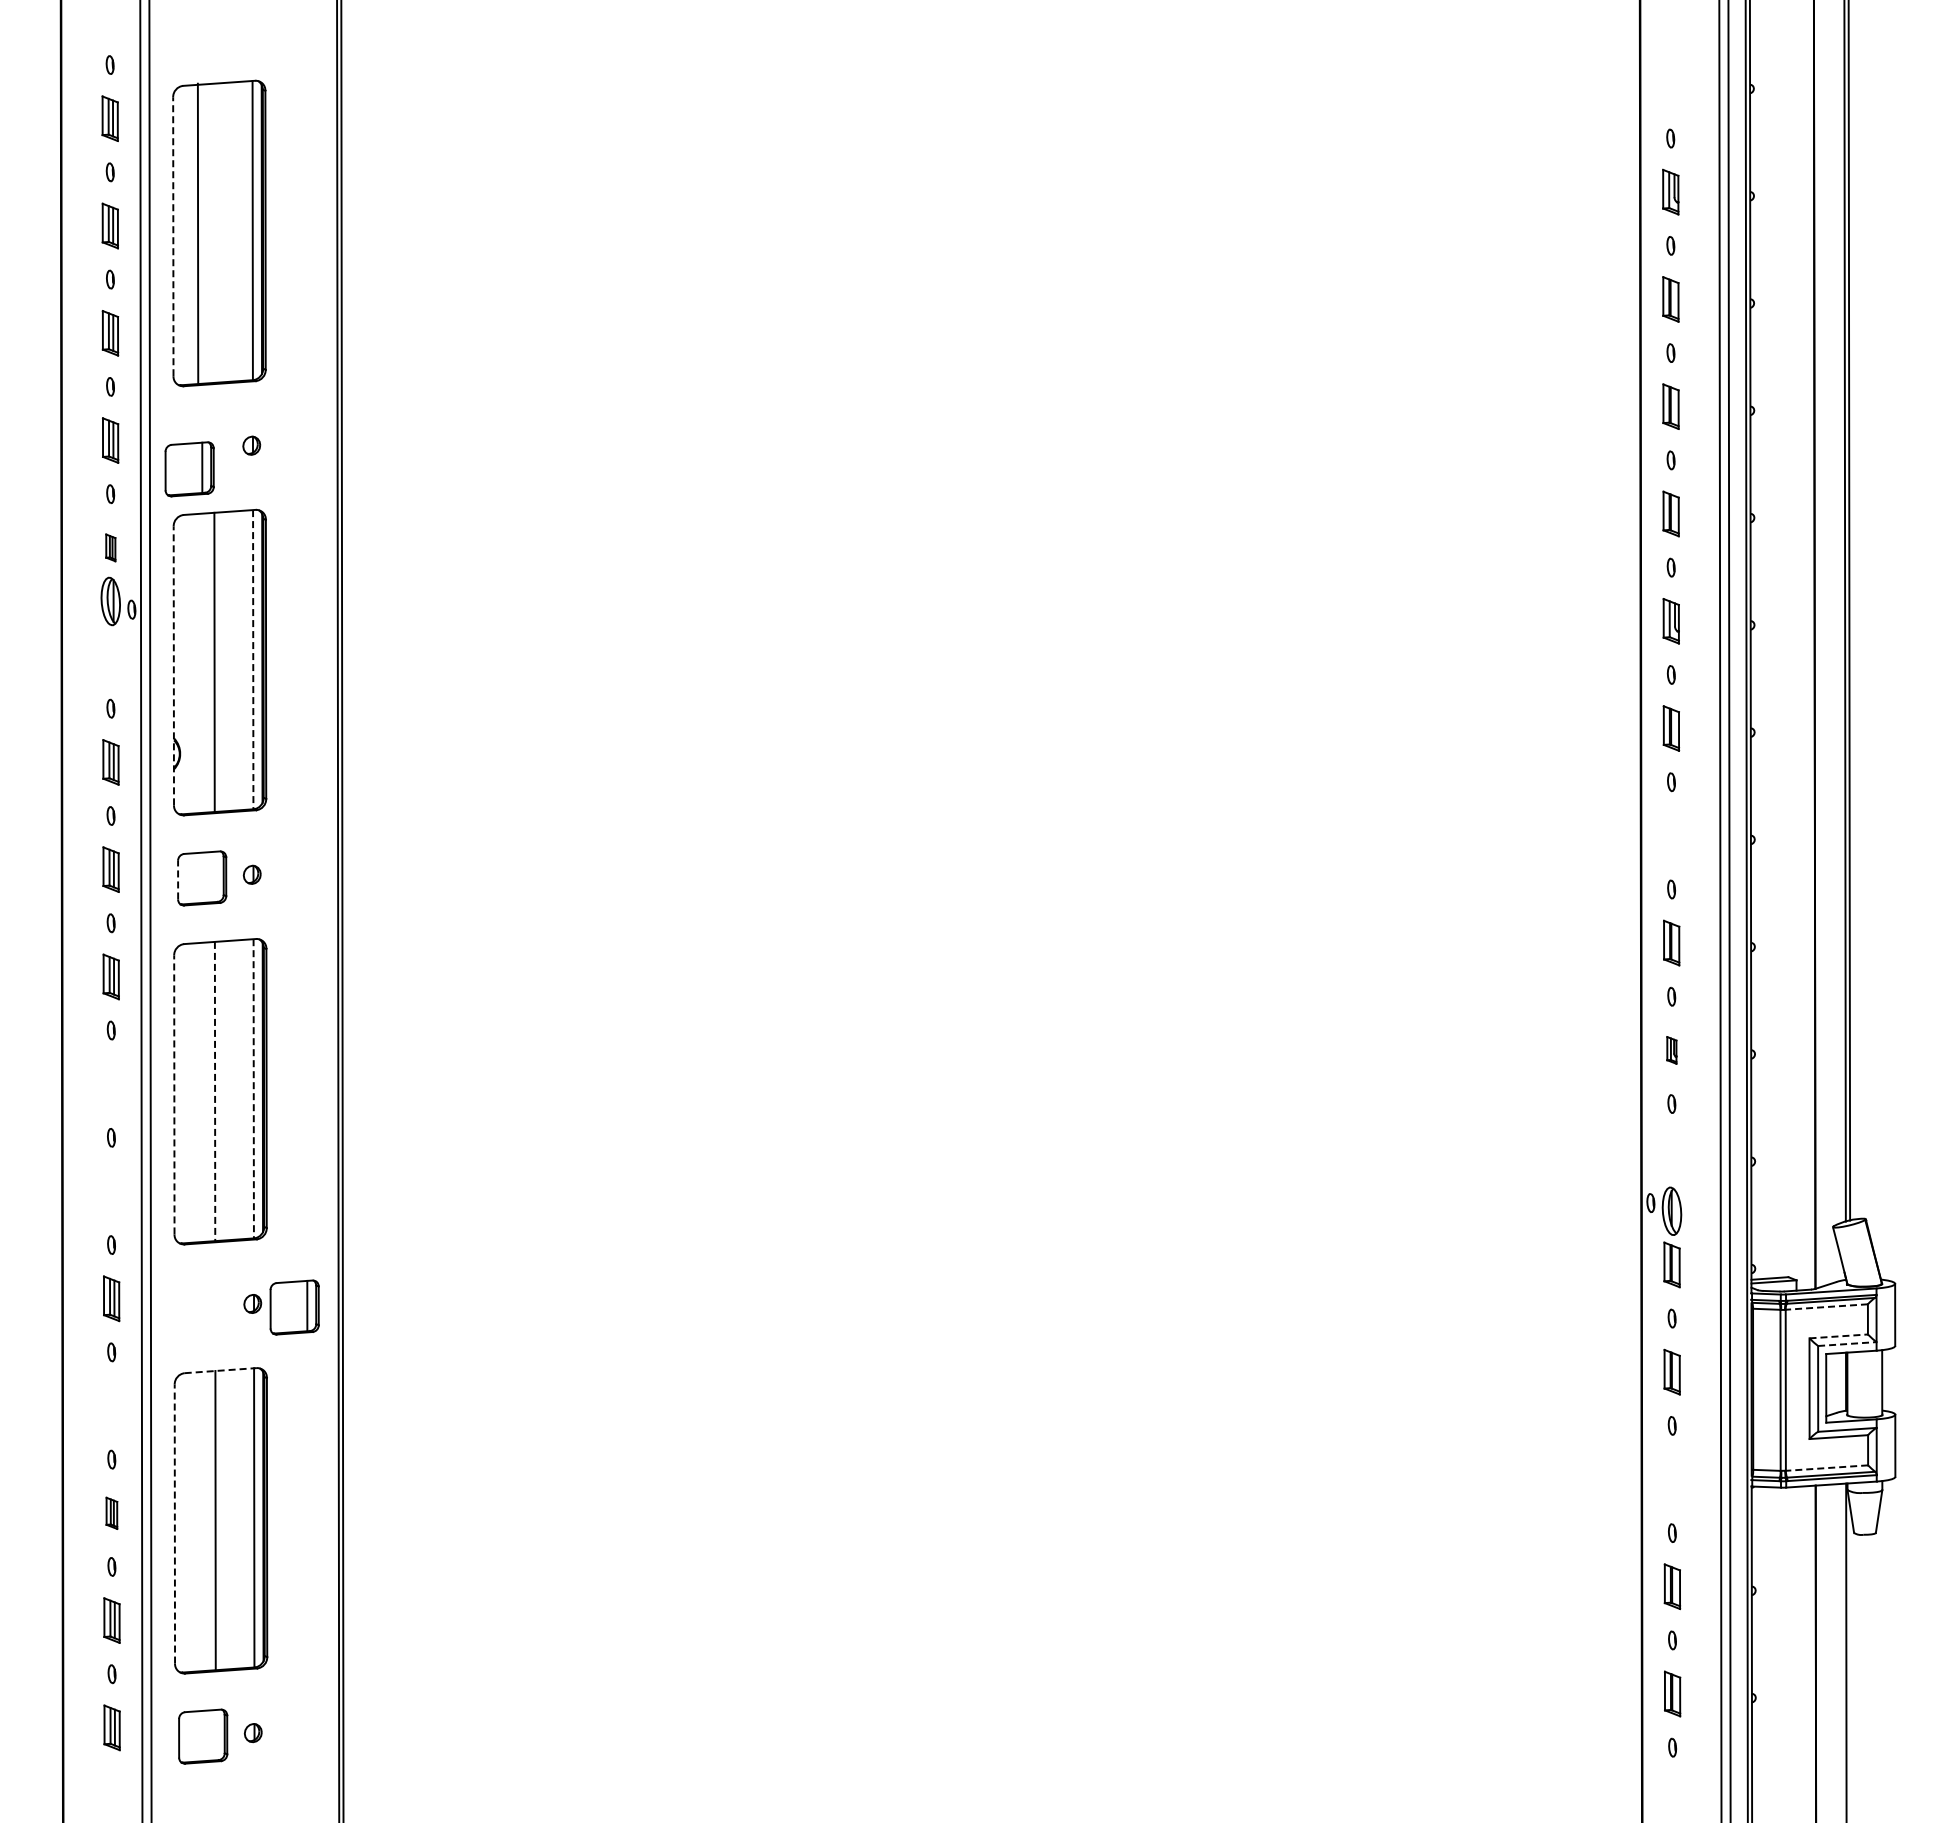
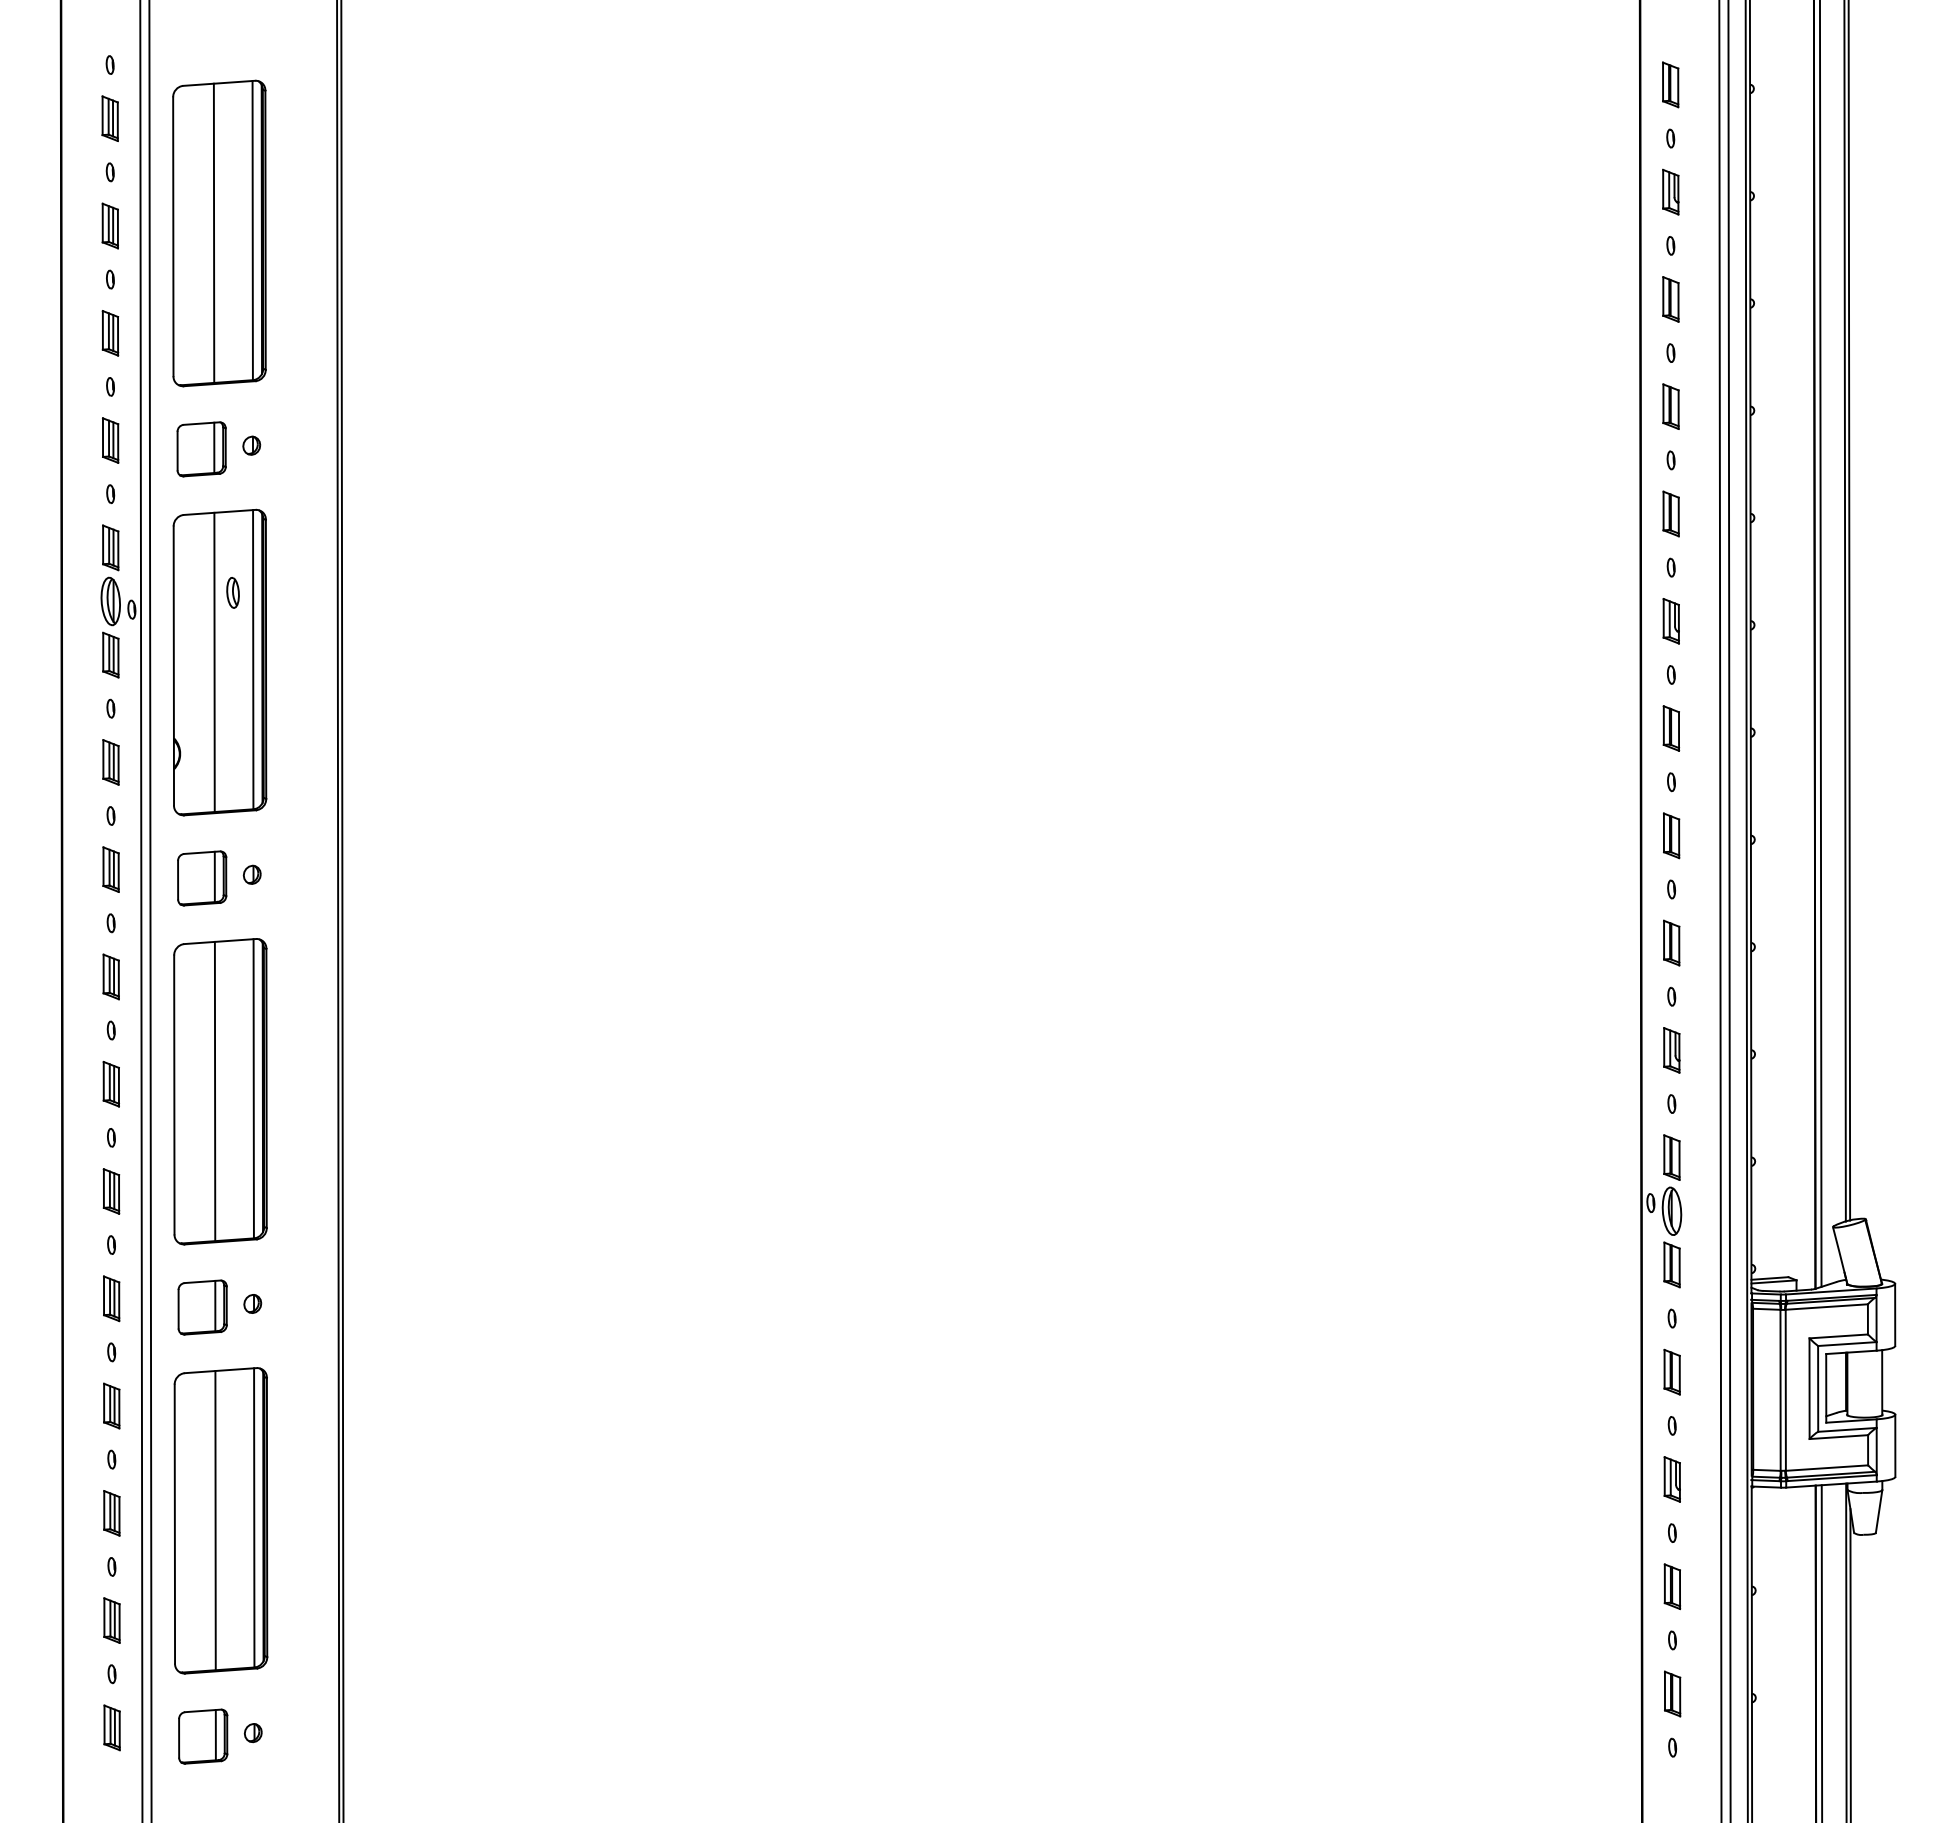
part: none -> present (1670, 84)
line position: (197, 232) -> (213, 232) (213, 232)
line: dashed -> solid (173, 236)
part position: (189, 469) -> (201, 449) (201, 449)
part size: 12x30 px -> 18x48 px (110, 547)
part: none -> present (232, 592)
line: none -> present (1820, 644)
part: none -> present (110, 654)
line: dashed -> solid (253, 659)
line: dashed -> solid (173, 665)
part: none -> present (1671, 835)
line: none -> present (214, 876)
line: dashed -> solid (178, 879)
part size: 12x29 px -> 18x47 px (1671, 1050)
part: none -> present (110, 1084)
line: dashed -> solid (253, 1088)
line: dashed -> solid (215, 1091)
line: dashed -> solid (174, 1094)
part: none -> present (1671, 1157)
part: none -> present (111, 1191)
part position: (294, 1307) -> (202, 1307) (202, 1307)
line: dashed -> solid (1826, 1307)
line: dashed -> solid (1839, 1336)
line: dashed -> solid (1847, 1344)
line: dashed -> solid (221, 1370)
part: none -> present (111, 1405)
line: dashed -> solid (1826, 1468)
part: none -> present (1671, 1479)
part size: 14x34 px -> 18x47 px (111, 1513)
line: dashed -> solid (174, 1523)
line: none -> present (1821, 1652)
line: none -> present (1850, 1664)
line: none -> present (215, 1735)
